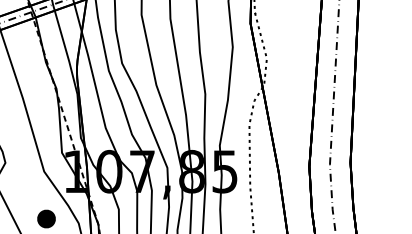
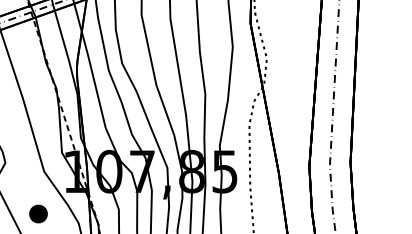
part position: (46, 218) -> (38, 213) (38, 213)
